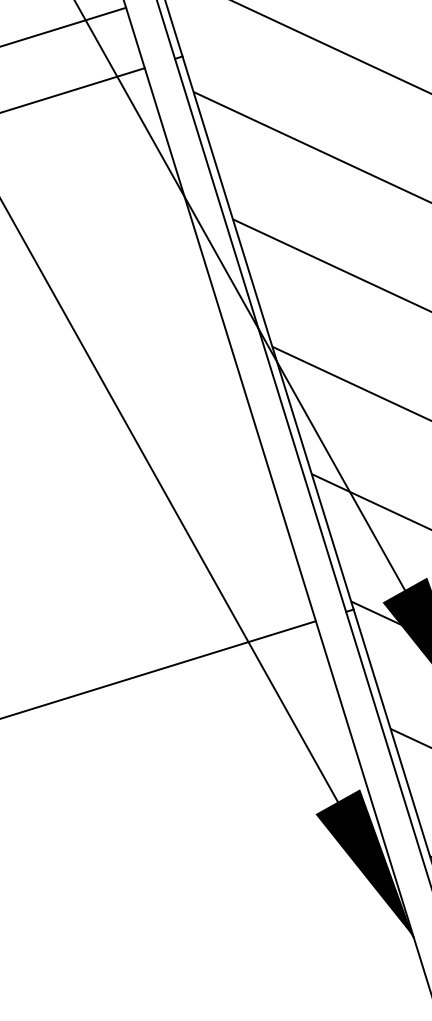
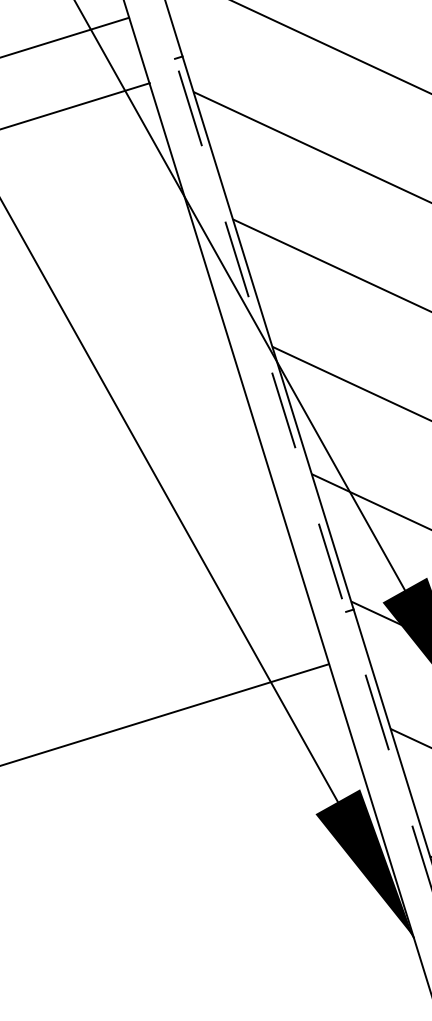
line position: (64, 26) -> (65, 37) (65, 37)
line position: (73, 90) -> (75, 105) (75, 105)
line: solid -> dashed (294, 444)
line position: (158, 669) -> (165, 714) (165, 714)
